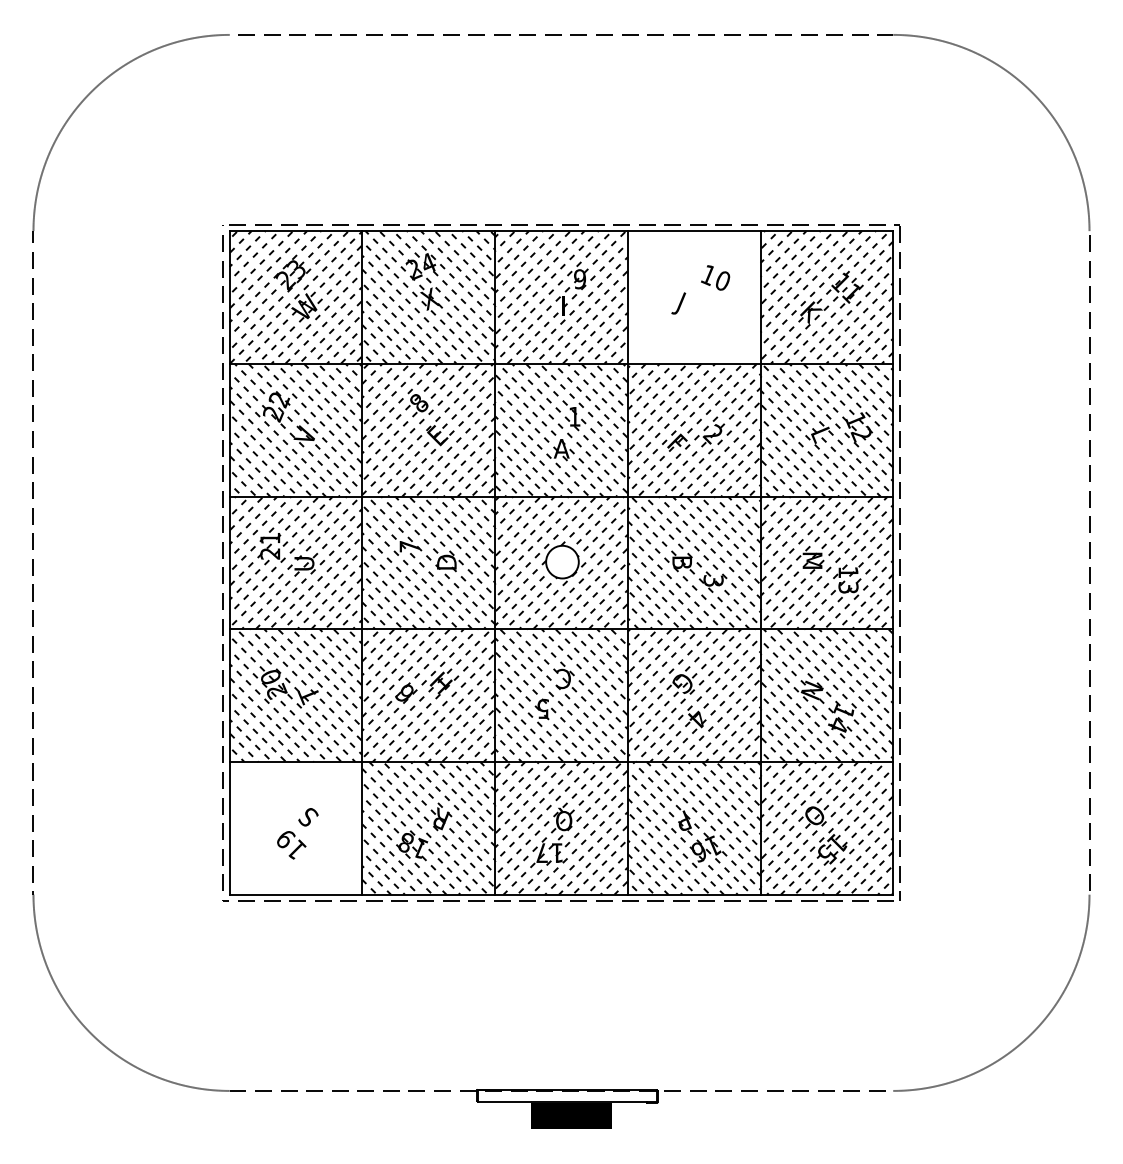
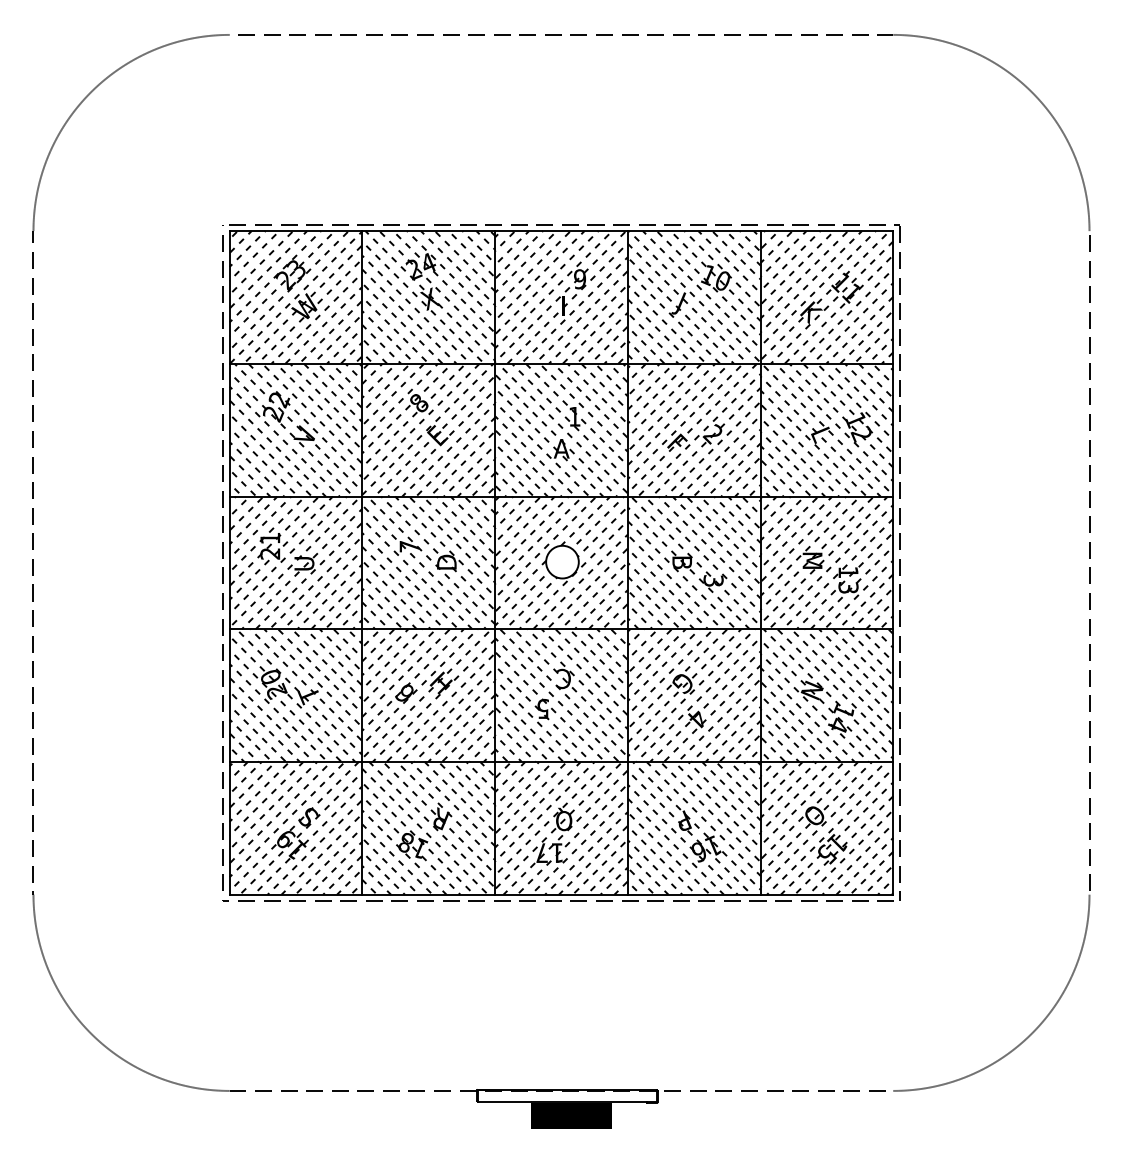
hatch: none -> present (693, 297)
hatch: none -> present (295, 828)
